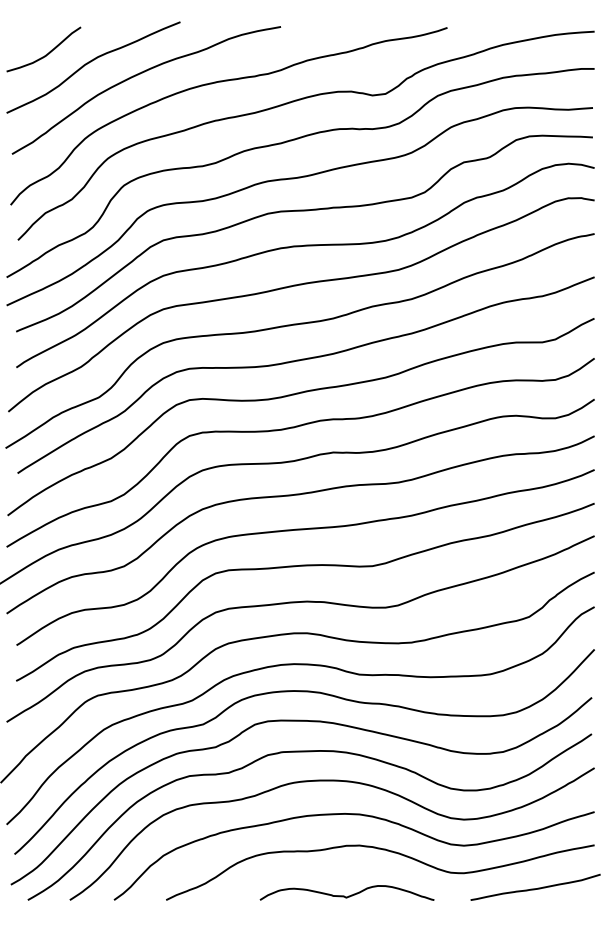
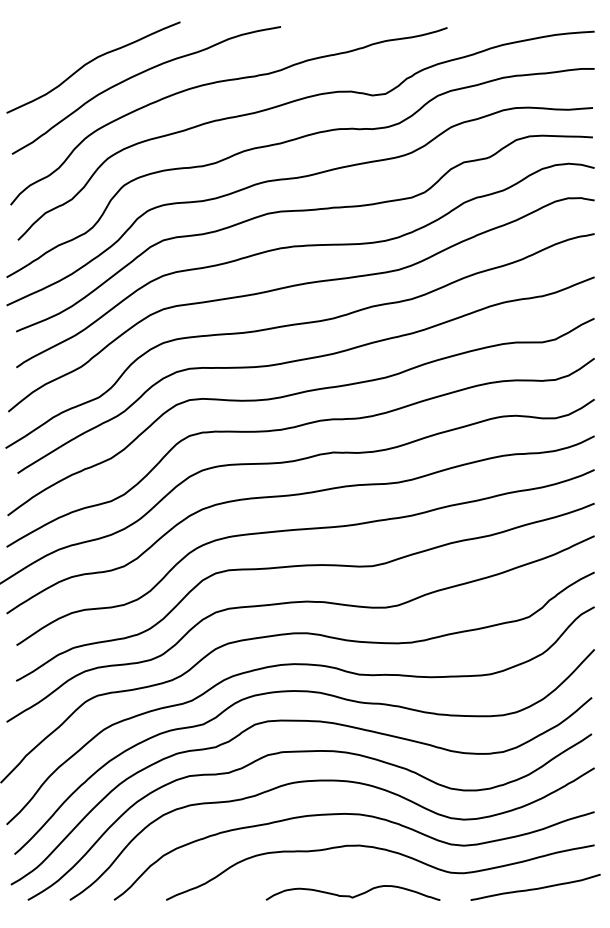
curve: present -> none (45, 54)
curve position: (344, 895) -> (350, 895) (350, 895)
